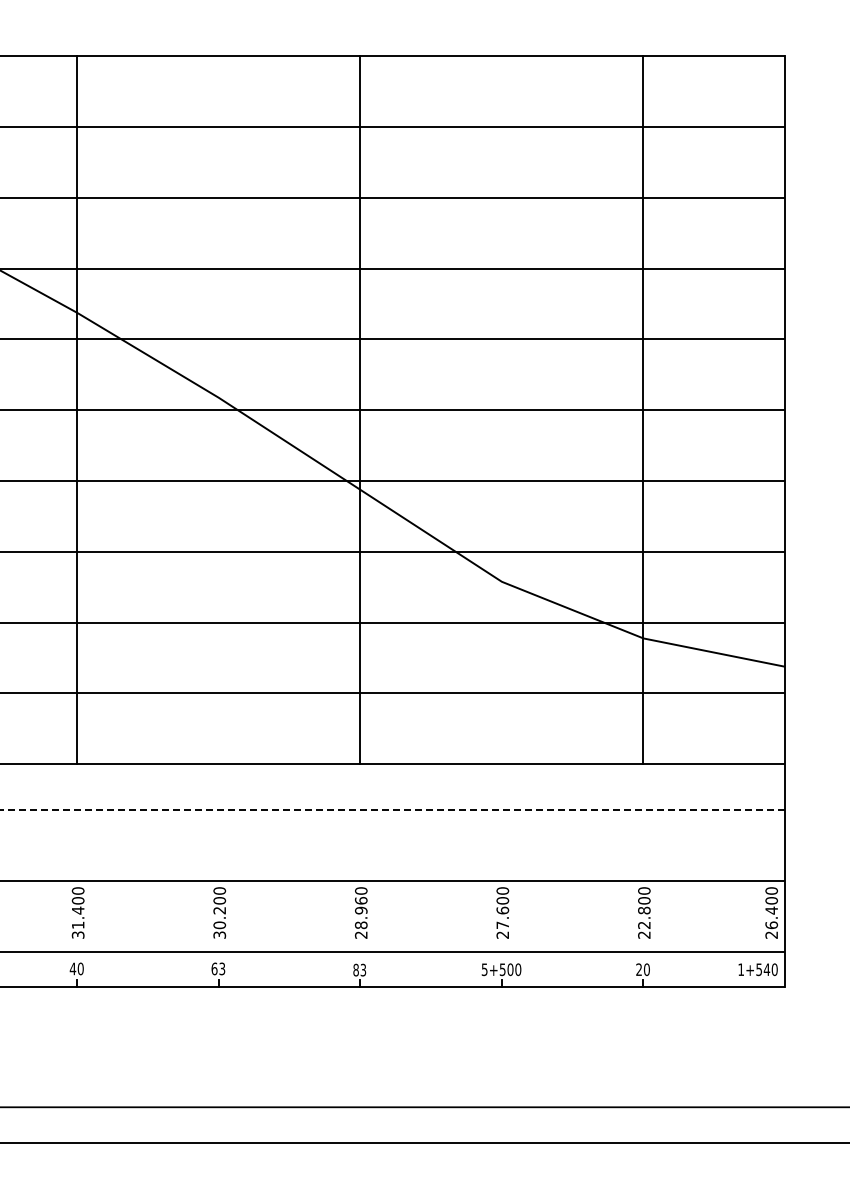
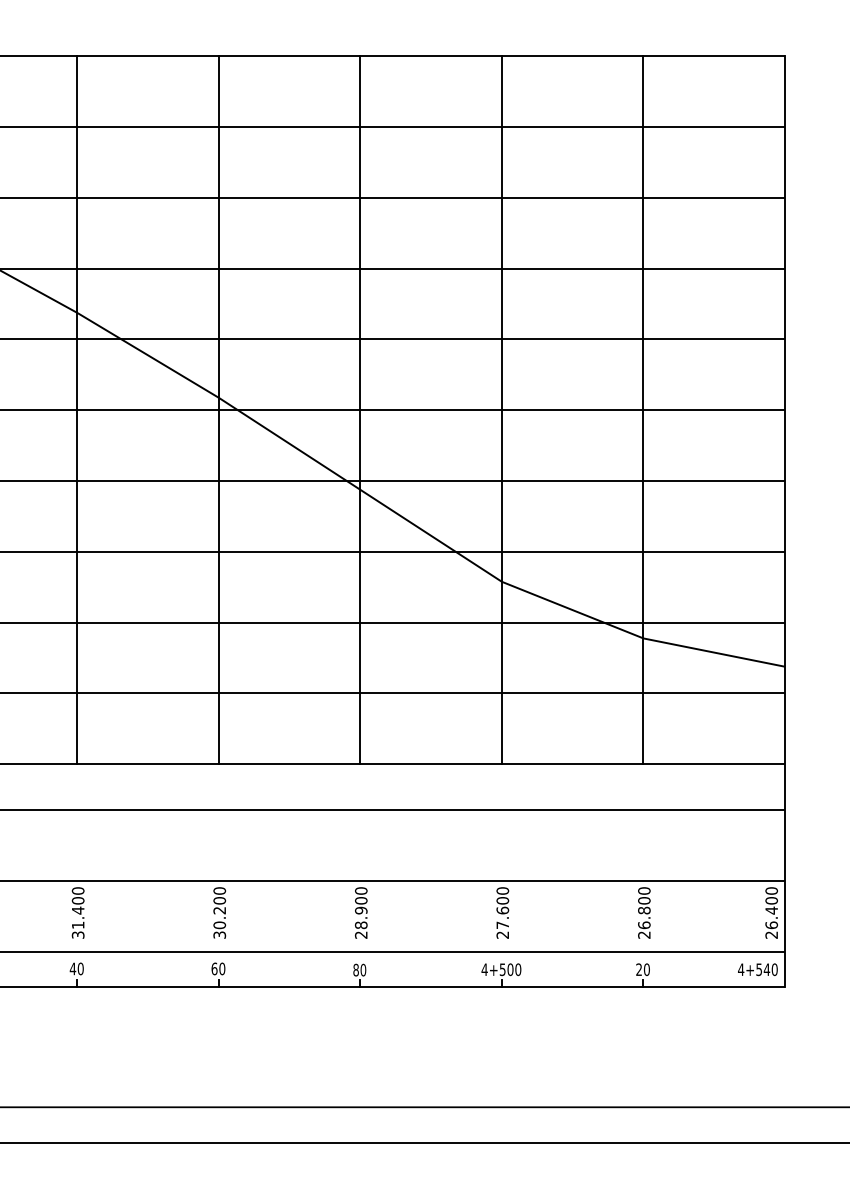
line: none -> present (218, 410)
line: none -> present (501, 410)
line: dashed -> solid (393, 810)
text: 28.960 -> 28.900 (360, 900)
text: 22.800 -> 26.800 (644, 925)
text: 63 -> 60 (222, 968)
text: 83 -> 80 (363, 969)
text: 5+500 -> 4+500 (484, 969)
text: 1+540 -> 4+540 (741, 969)
